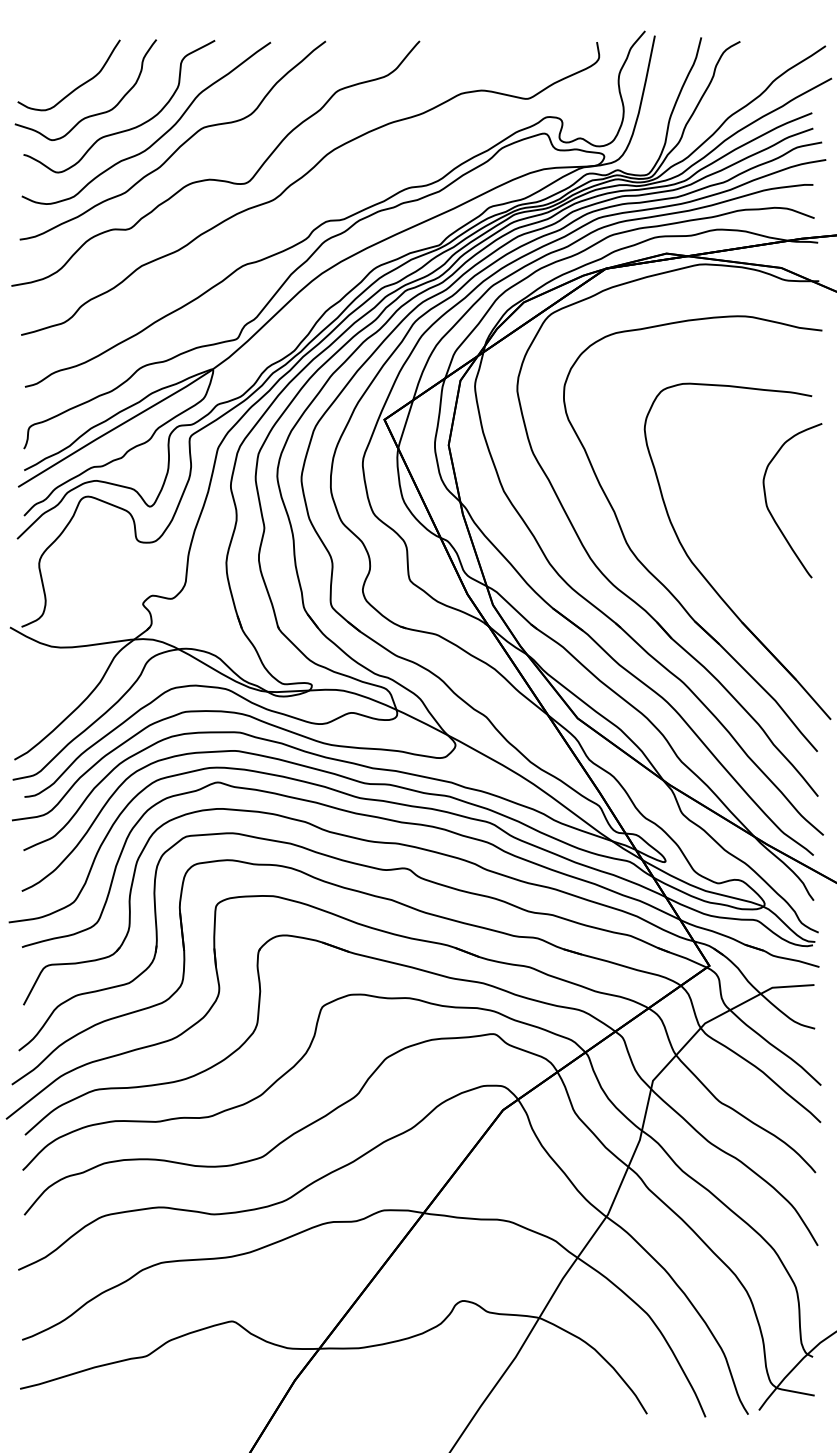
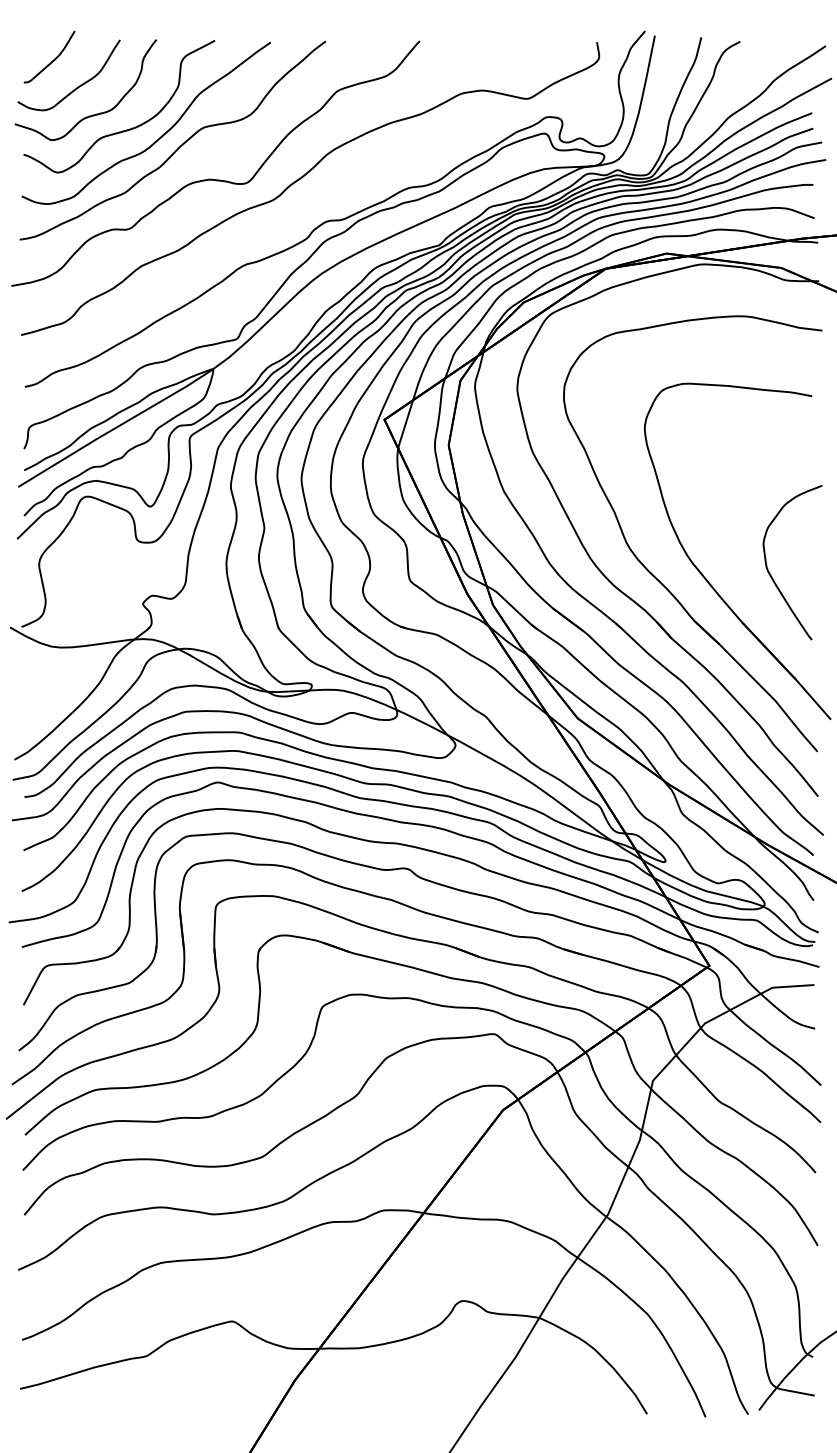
curve: none -> present (53, 59)
curve position: (772, 514) -> (772, 576) (772, 576)
